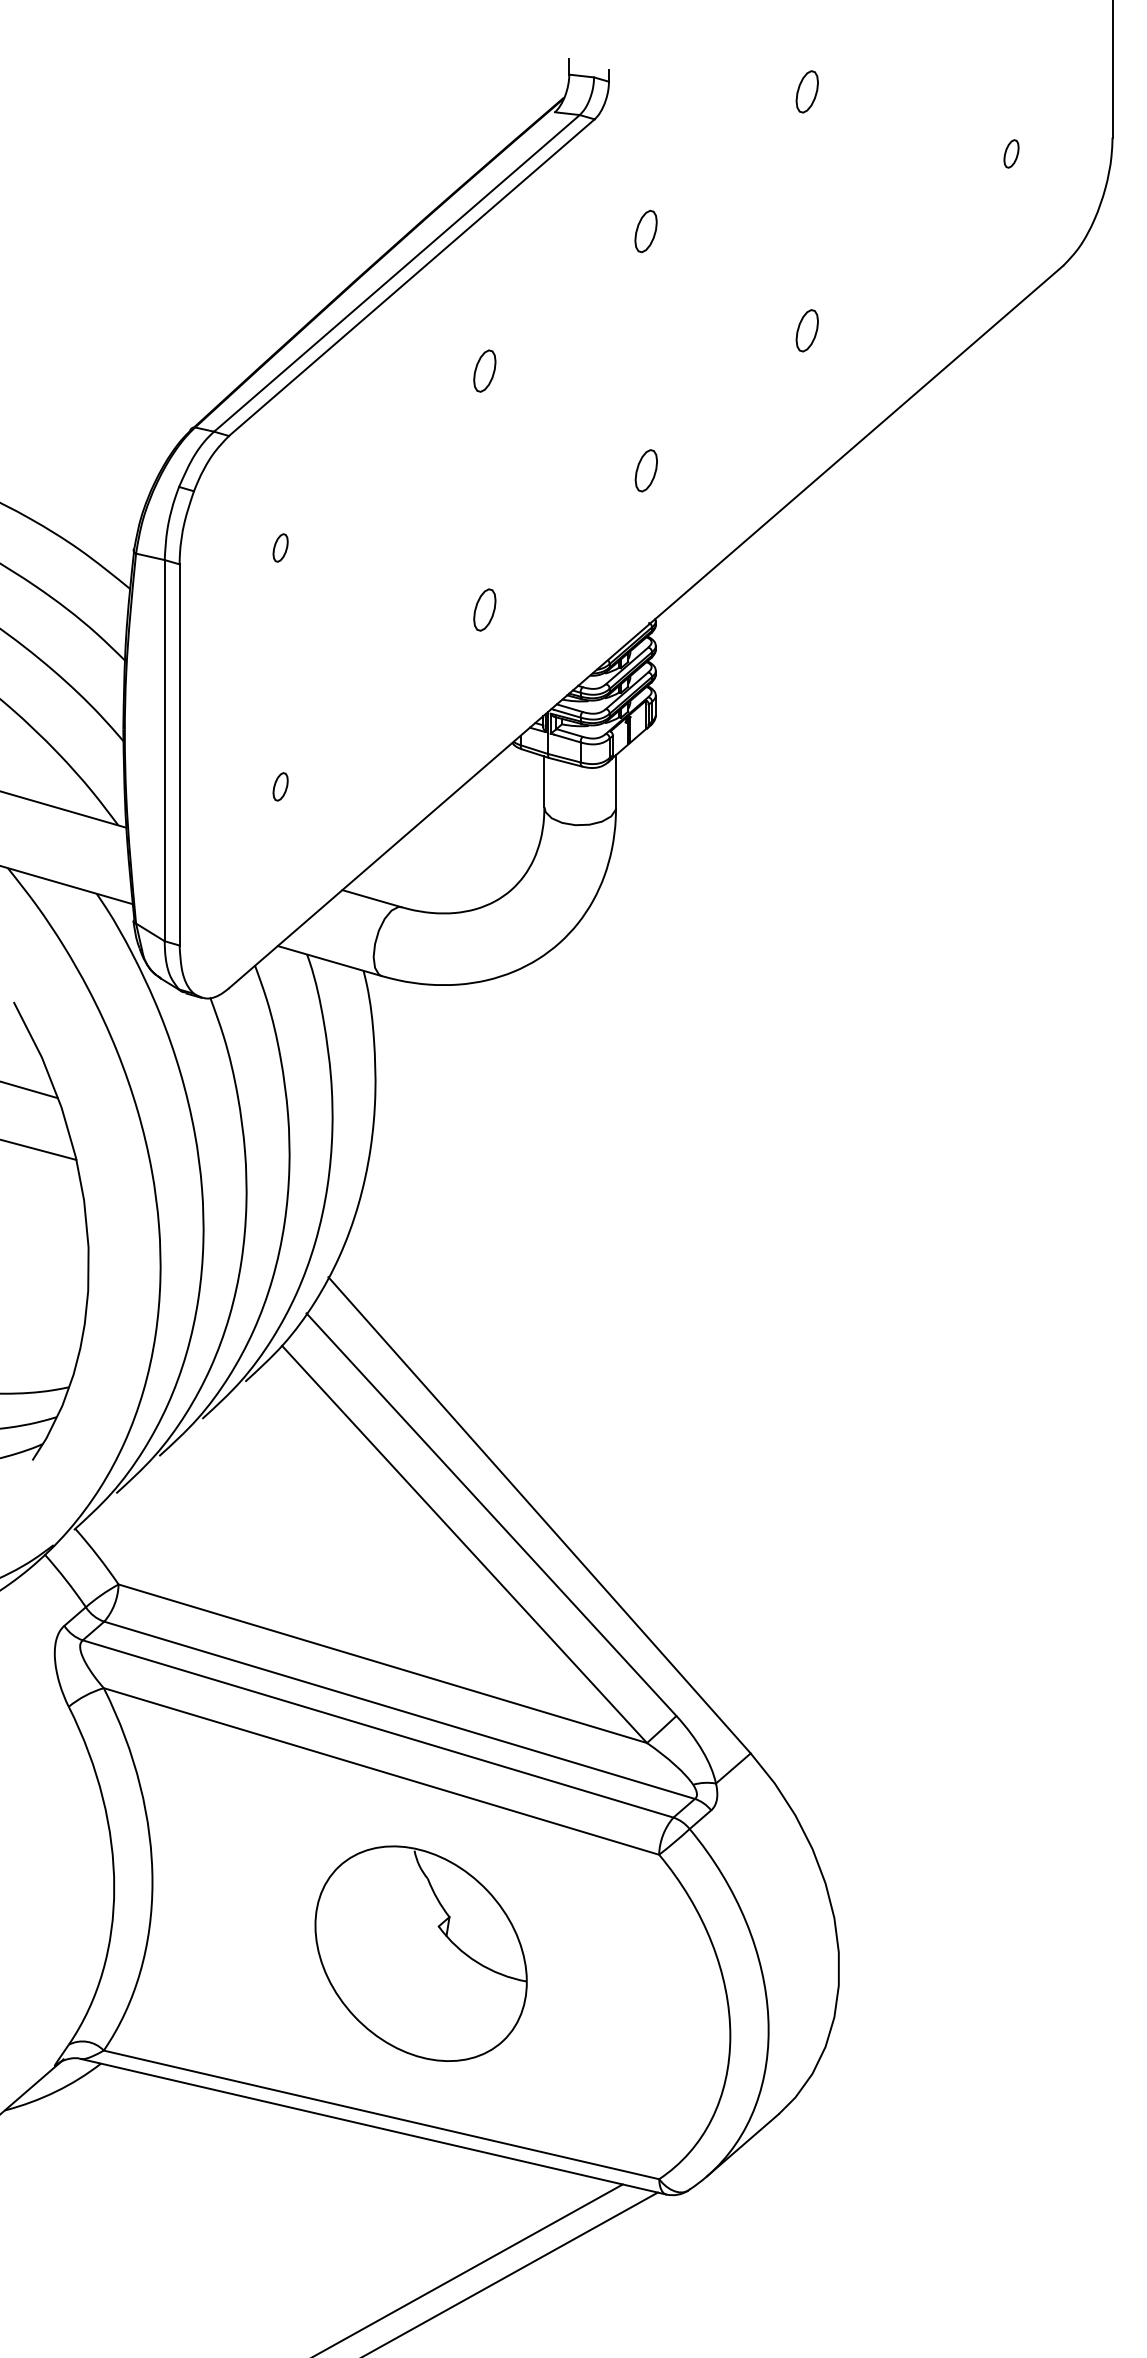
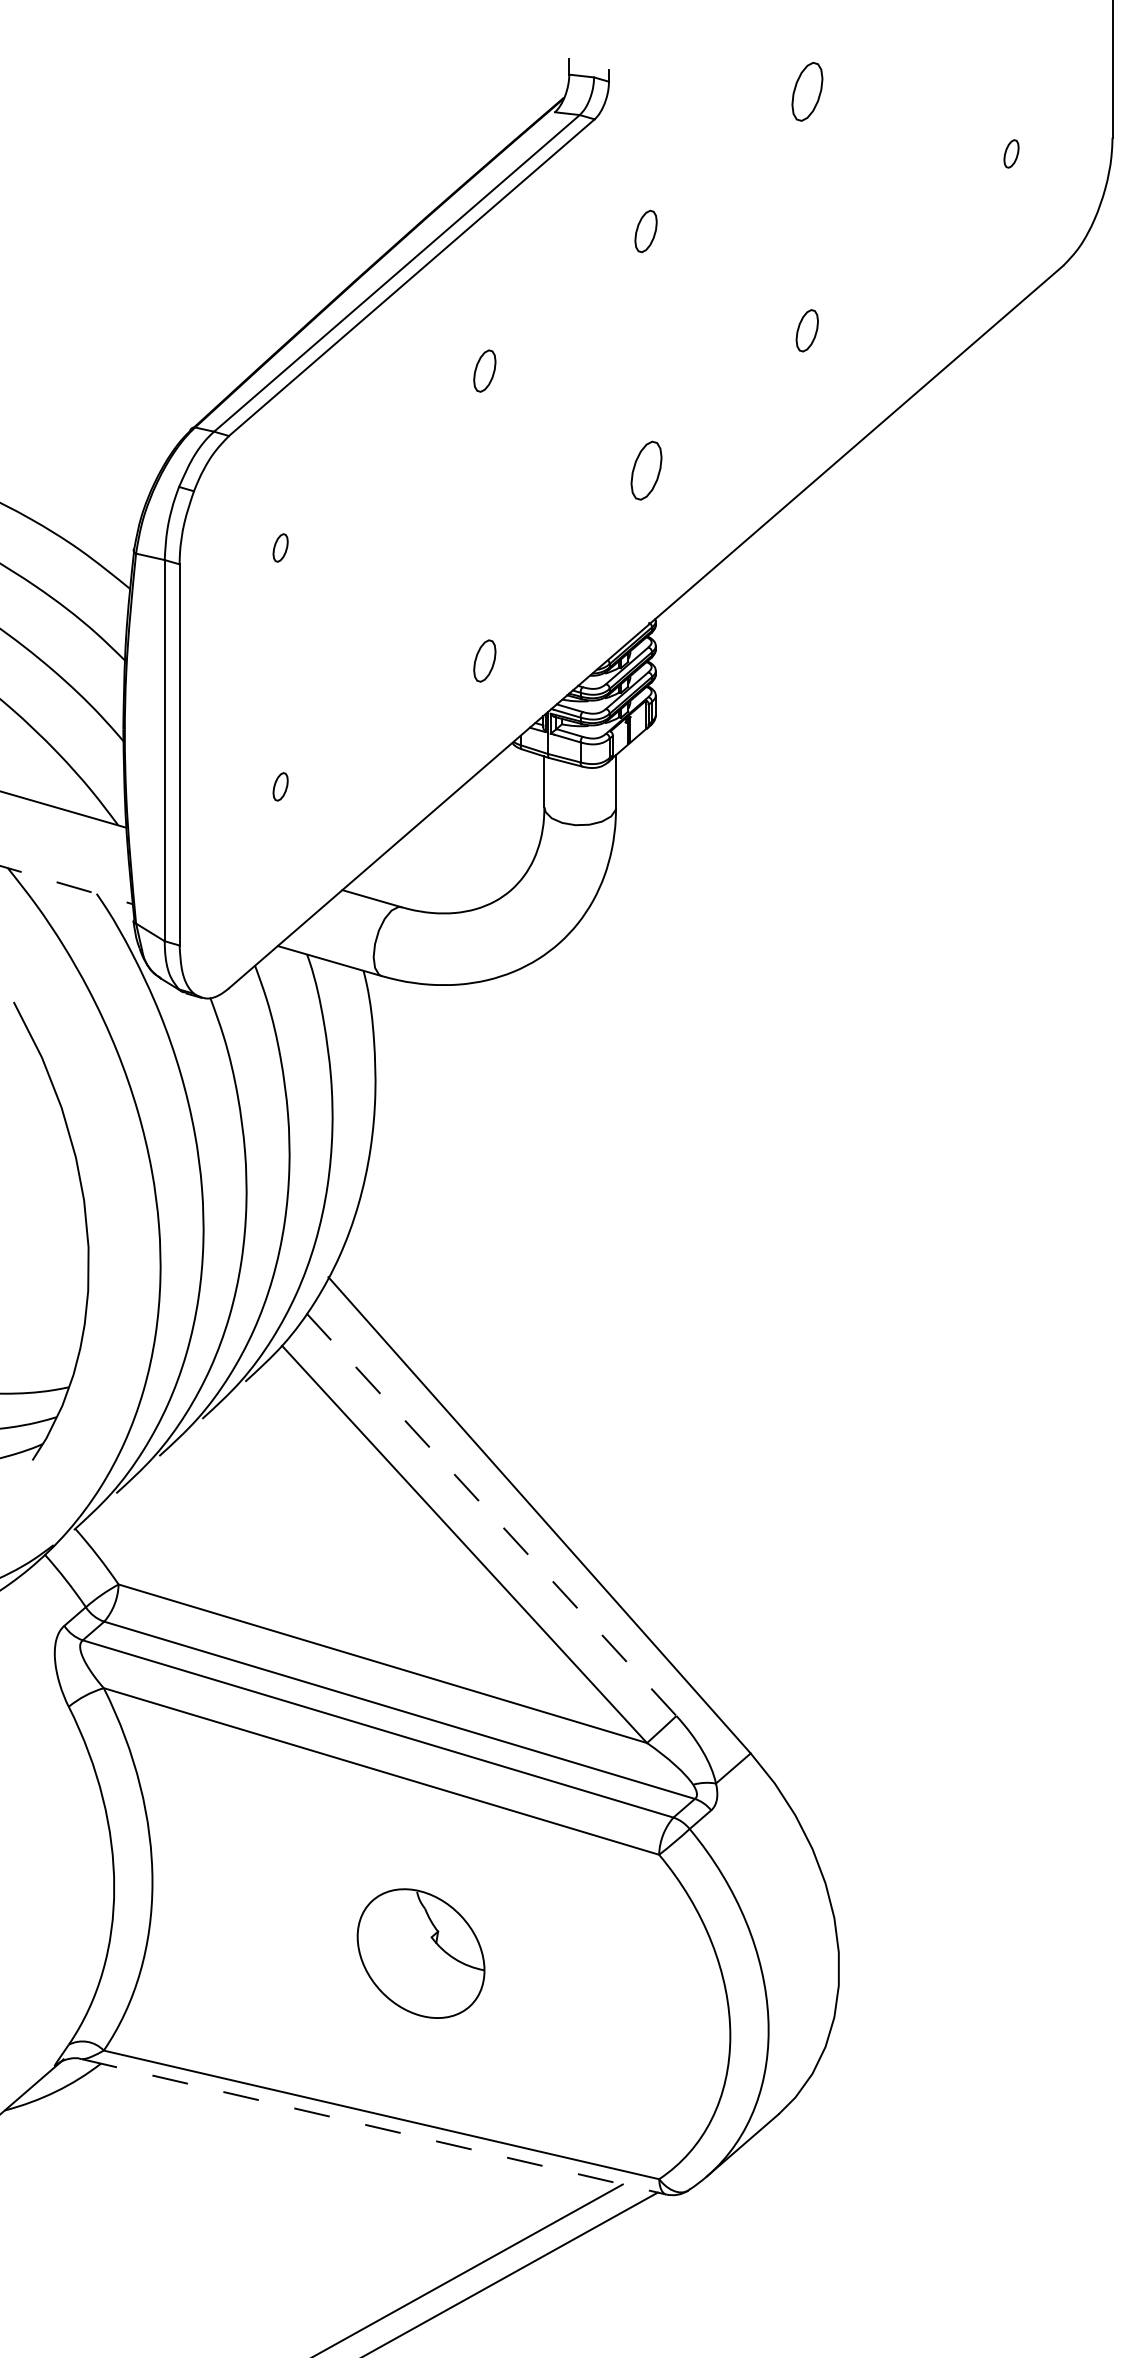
part size: 24x44 px -> 33x61 px (807, 91)
part size: 24x44 px -> 33x61 px (646, 470)
part position: (484, 609) -> (484, 660) (484, 660)
line: solid -> dashed (66, 885)
line: present -> none (29, 1090)
line: present -> none (39, 1149)
line: solid -> dashed (491, 1515)
part size: 214x217 px -> 130x131 px (420, 1953)
line: solid -> dashed (374, 2126)
